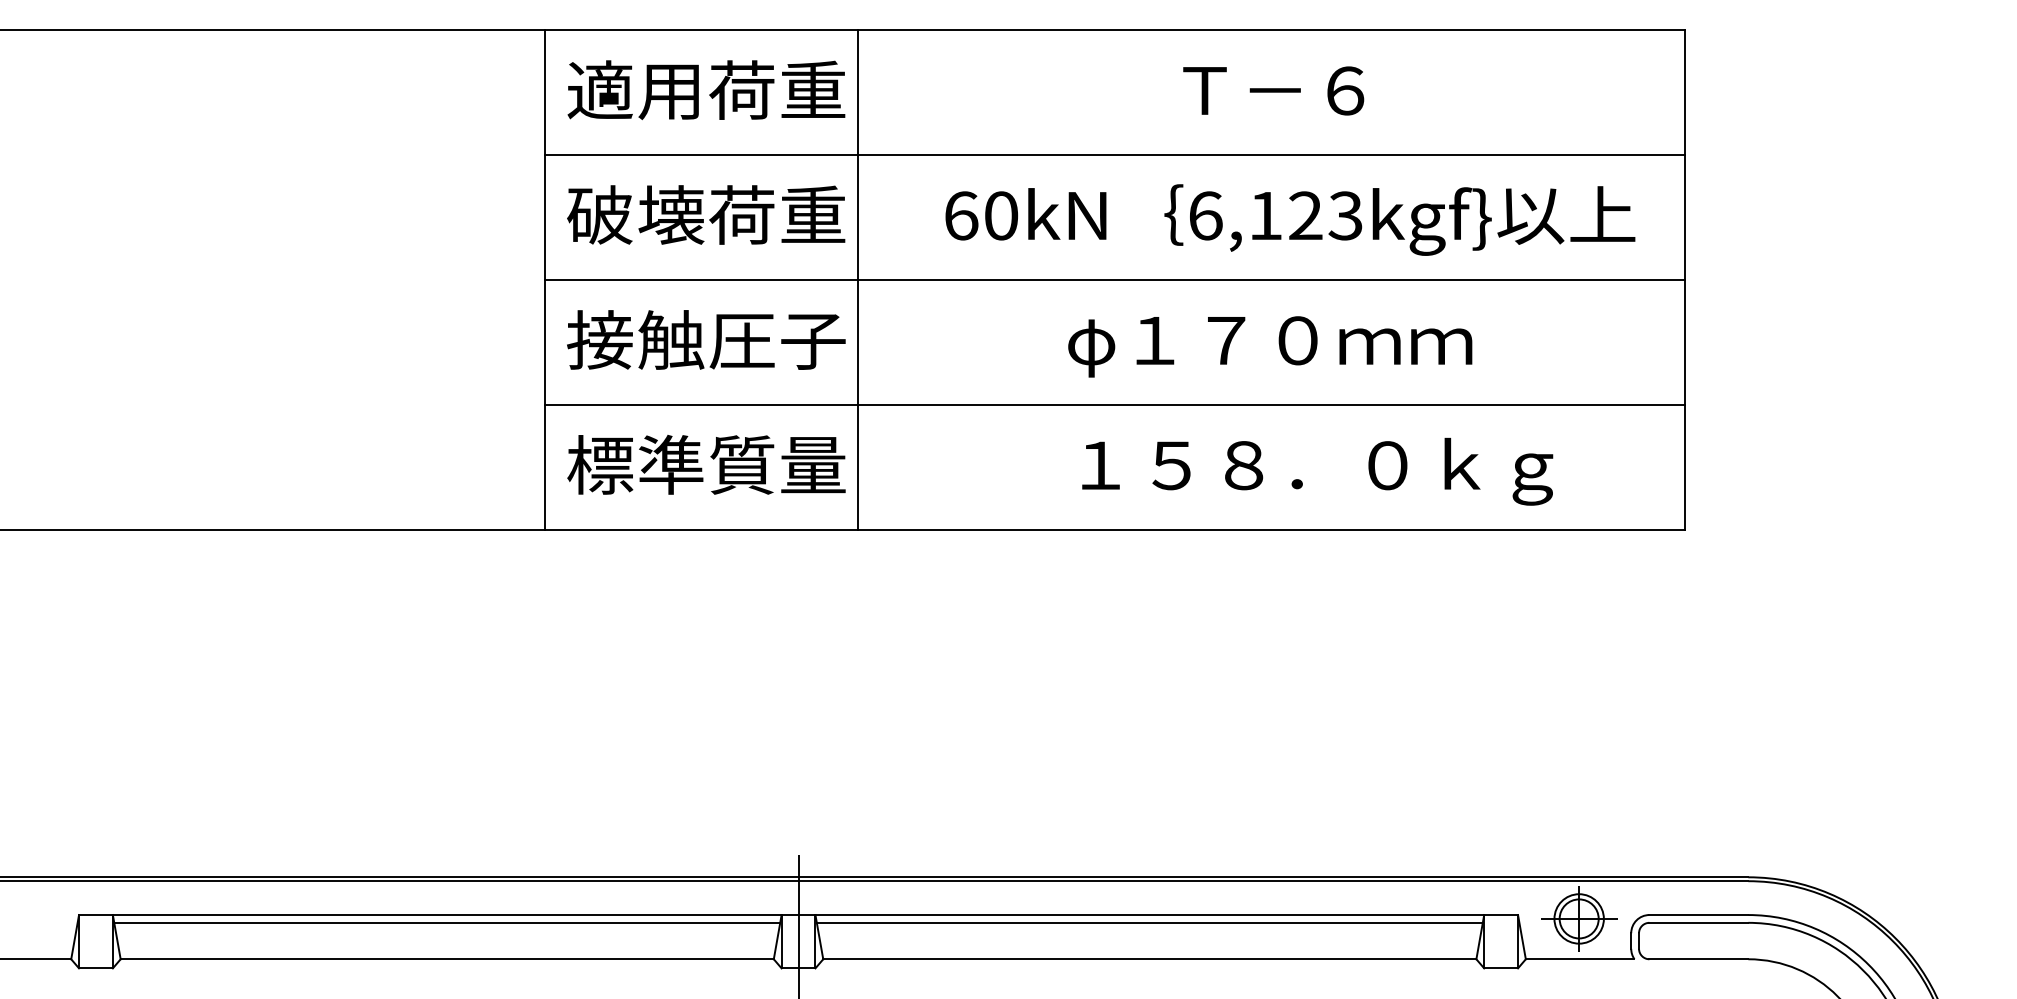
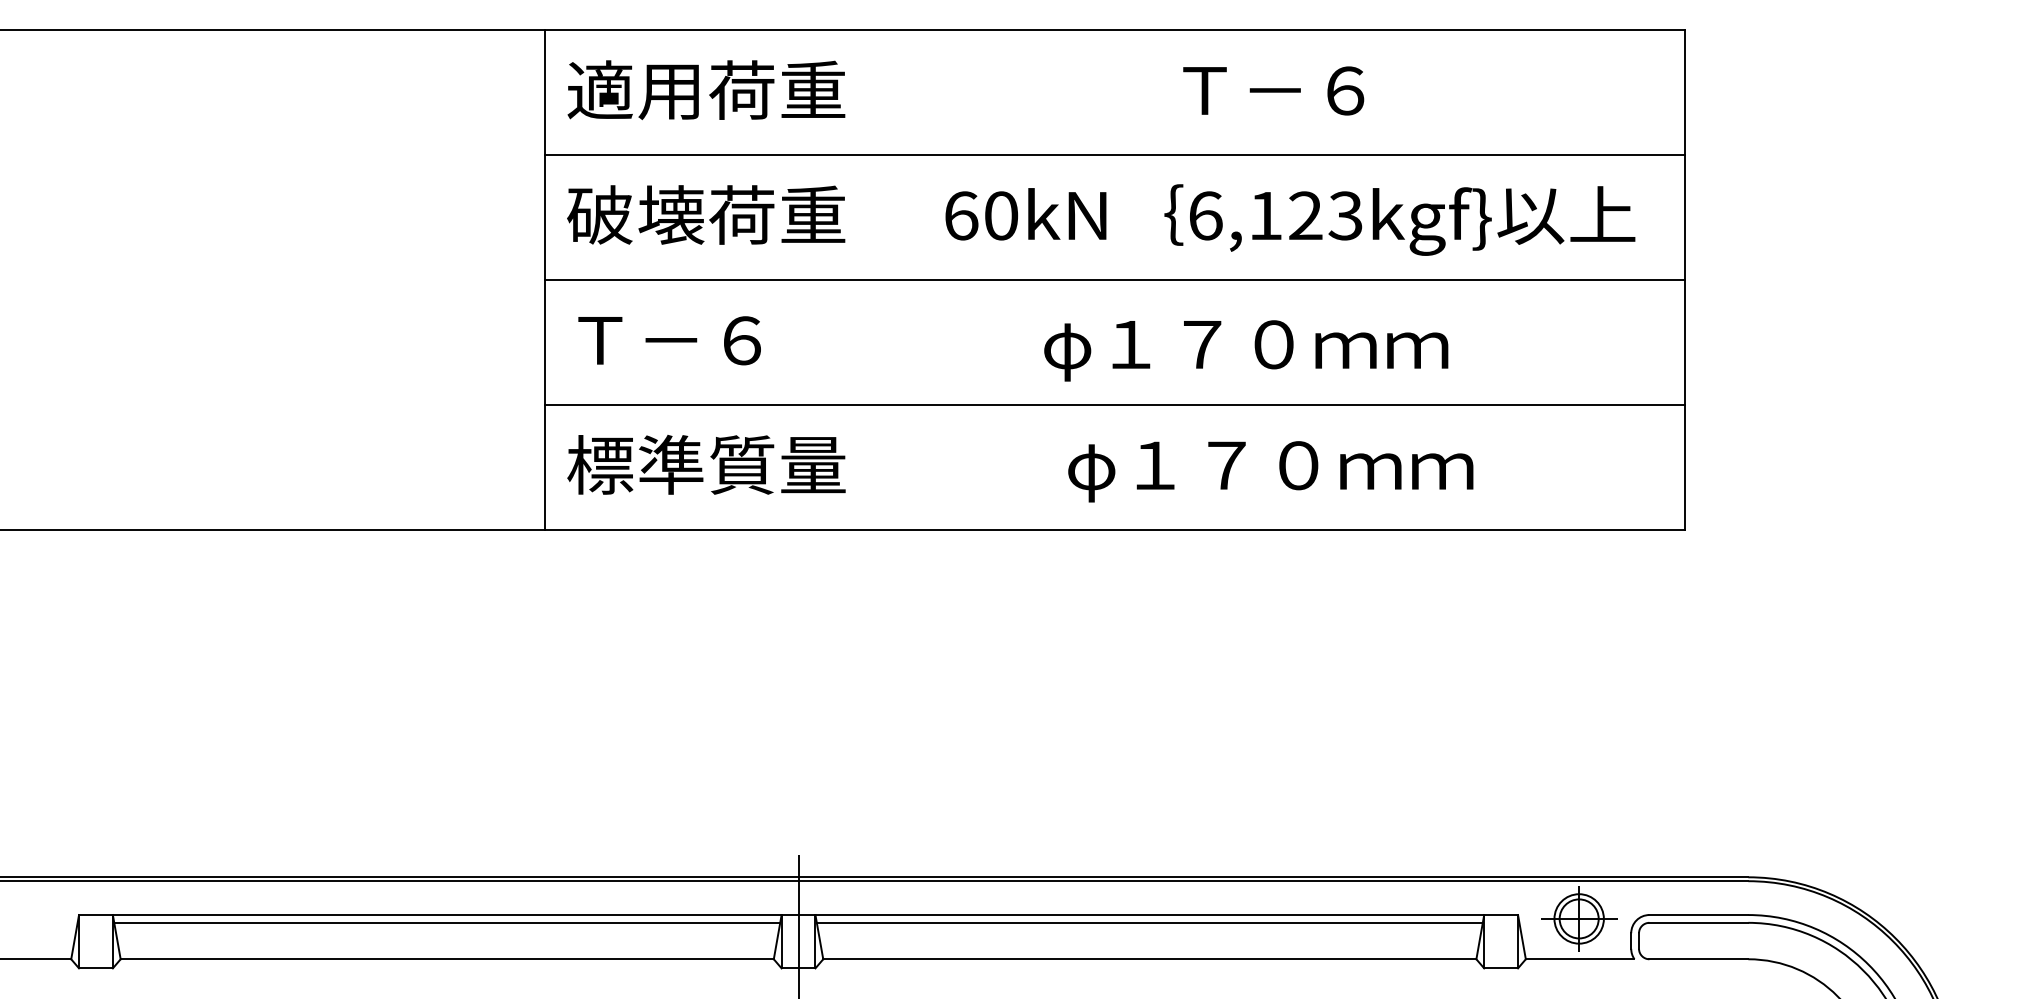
line: present -> none (857, 279)
text: 接触圧子 -> Ｔ－６ (706, 339)
text position: (1270, 346) -> (1246, 350) (1246, 350)
text: １５８．０ｋｇ -> φ１７０ｍｍ (1310, 471)
